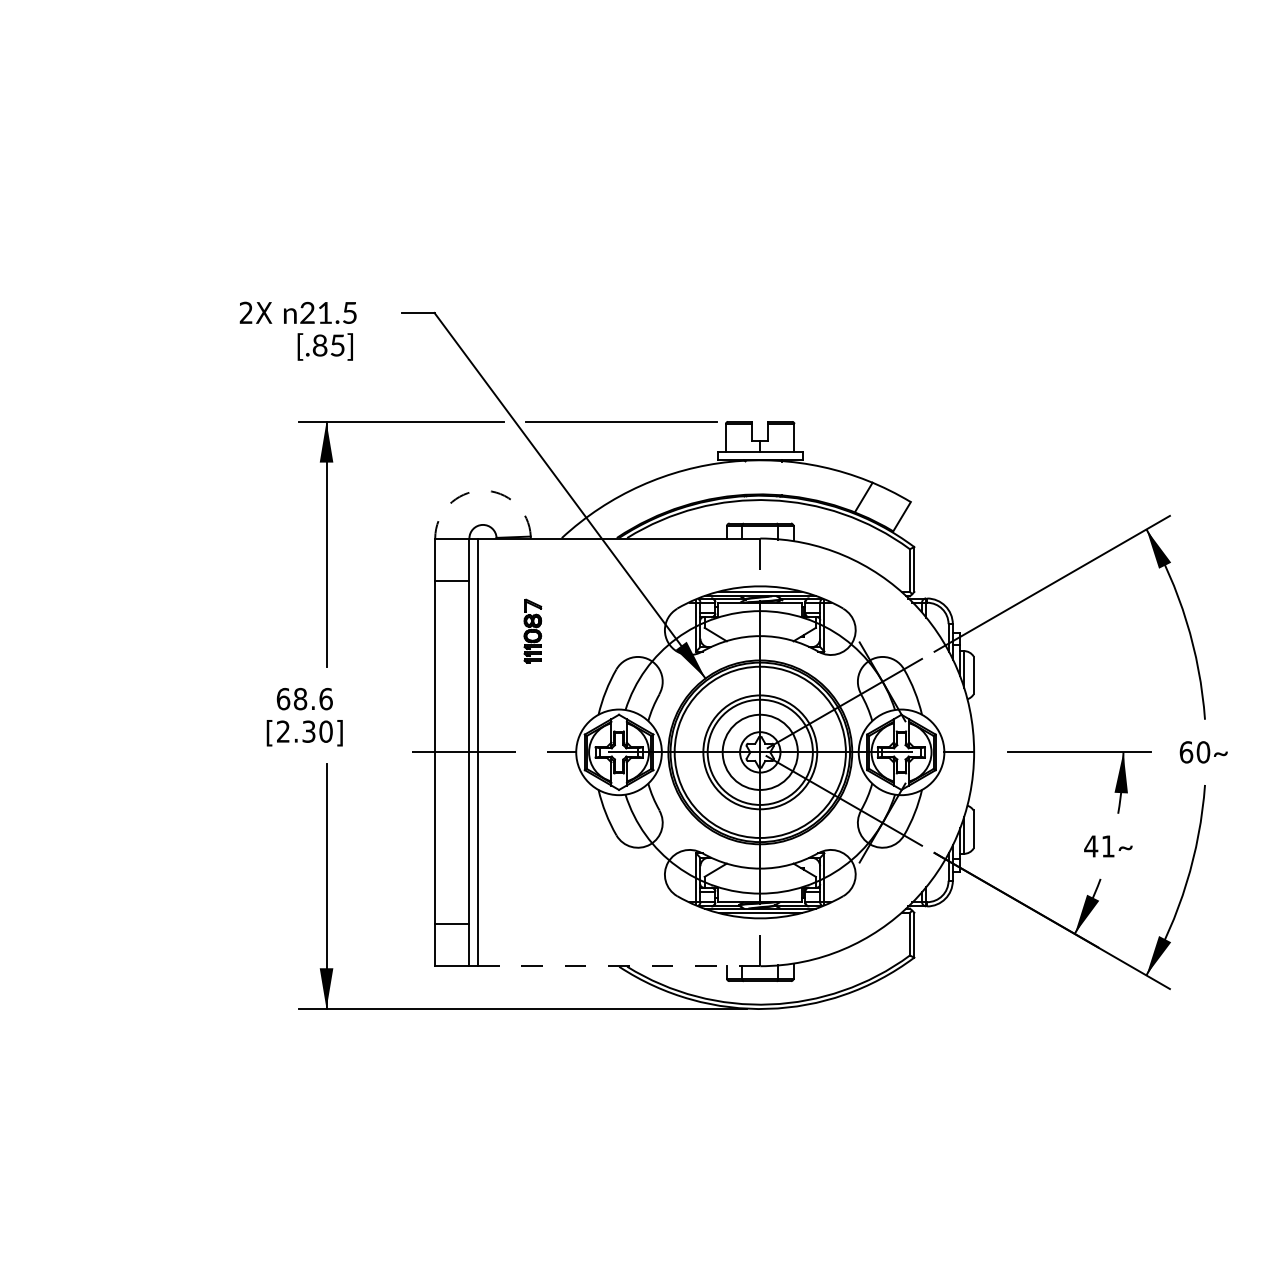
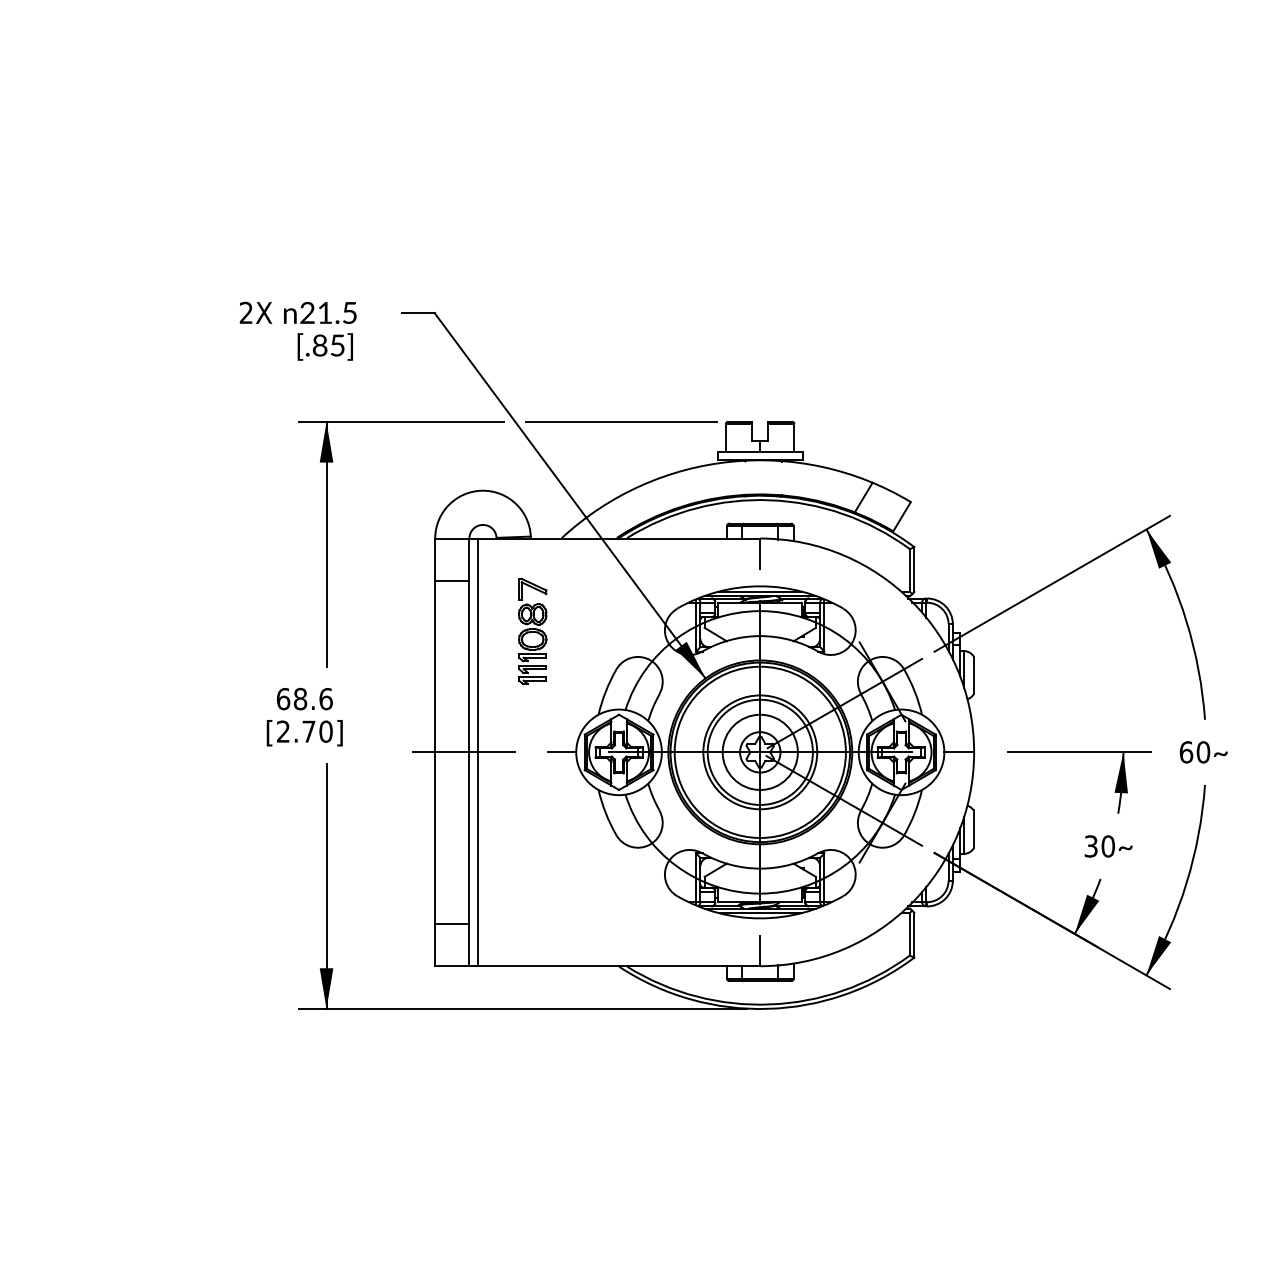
arc: dashed -> solid (482, 490)
part size: 20x66 px -> 30x108 px (532, 630)
text: [2.30] -> [2.70] (308, 731)
text: 41 -> 30 (1099, 846)
line: dashed -> solid (618, 966)
